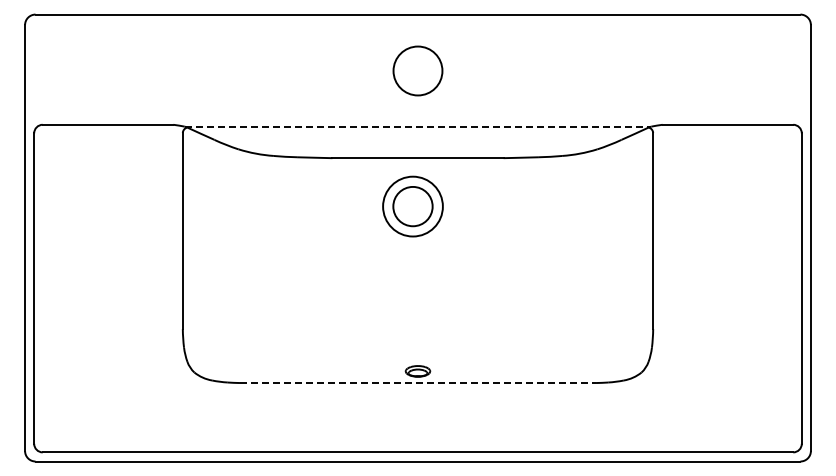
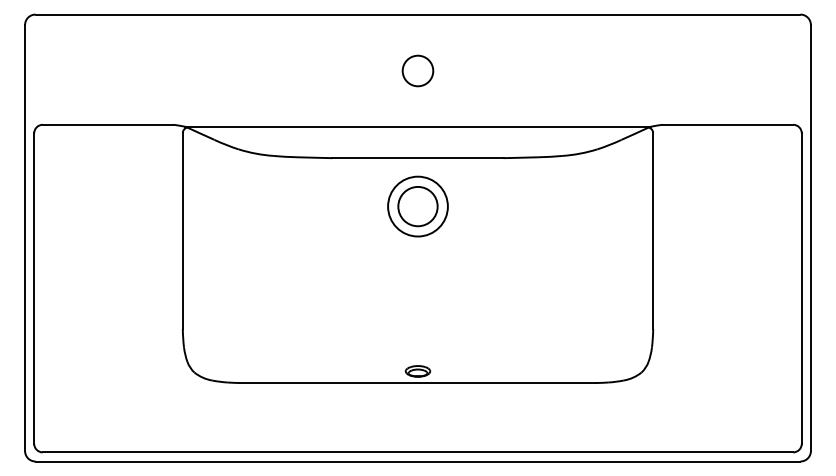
circle diameter: 49 px -> 31 px (417, 70)
line: dashed -> solid (418, 126)
part position: (412, 206) -> (417, 206) (417, 206)
line: dashed -> solid (418, 383)
